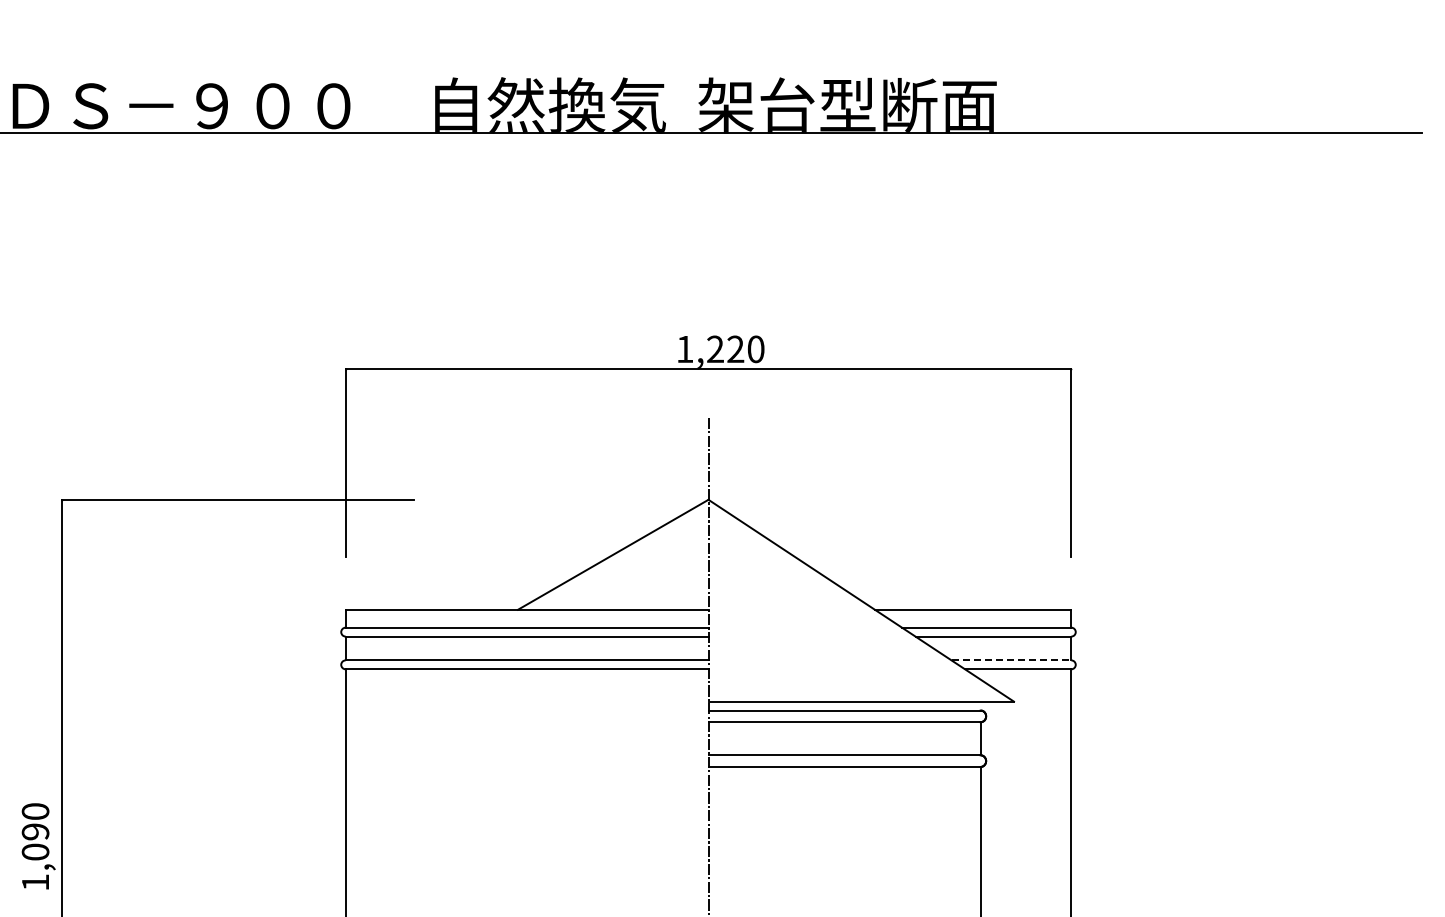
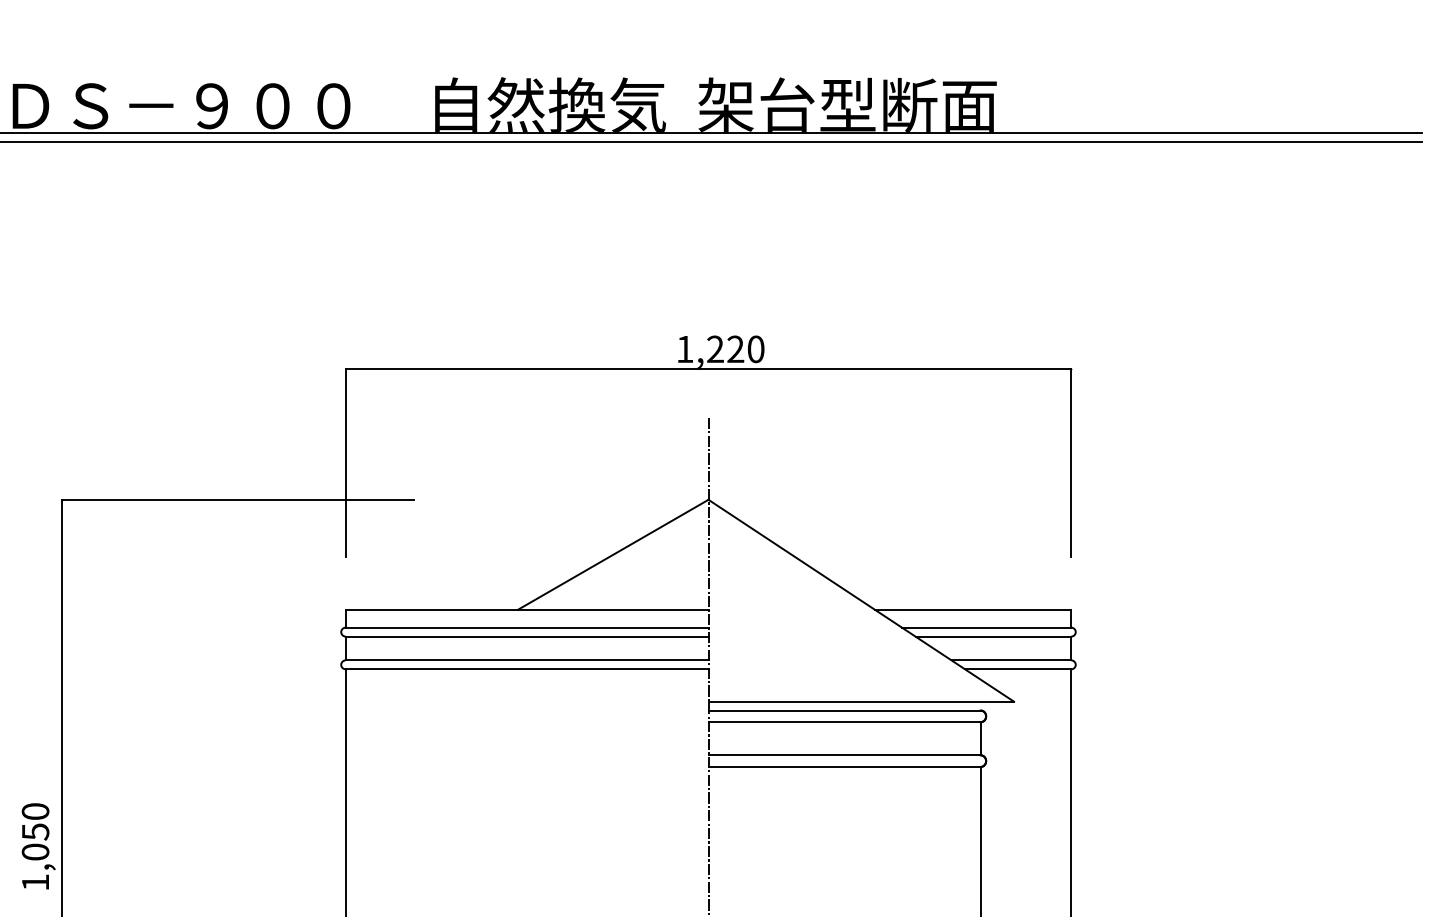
line: none -> present (712, 142)
line: dashed -> solid (1011, 660)
text: 1,090 -> 1,050 (35, 831)
